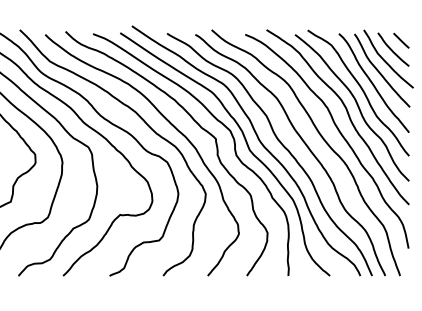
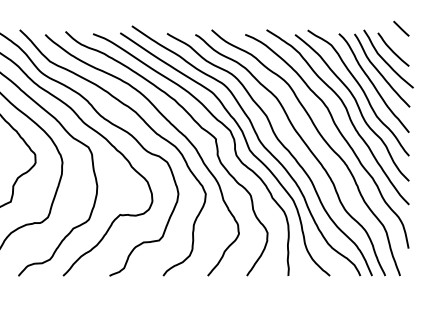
line position: (401, 40) -> (401, 28) (401, 28)
